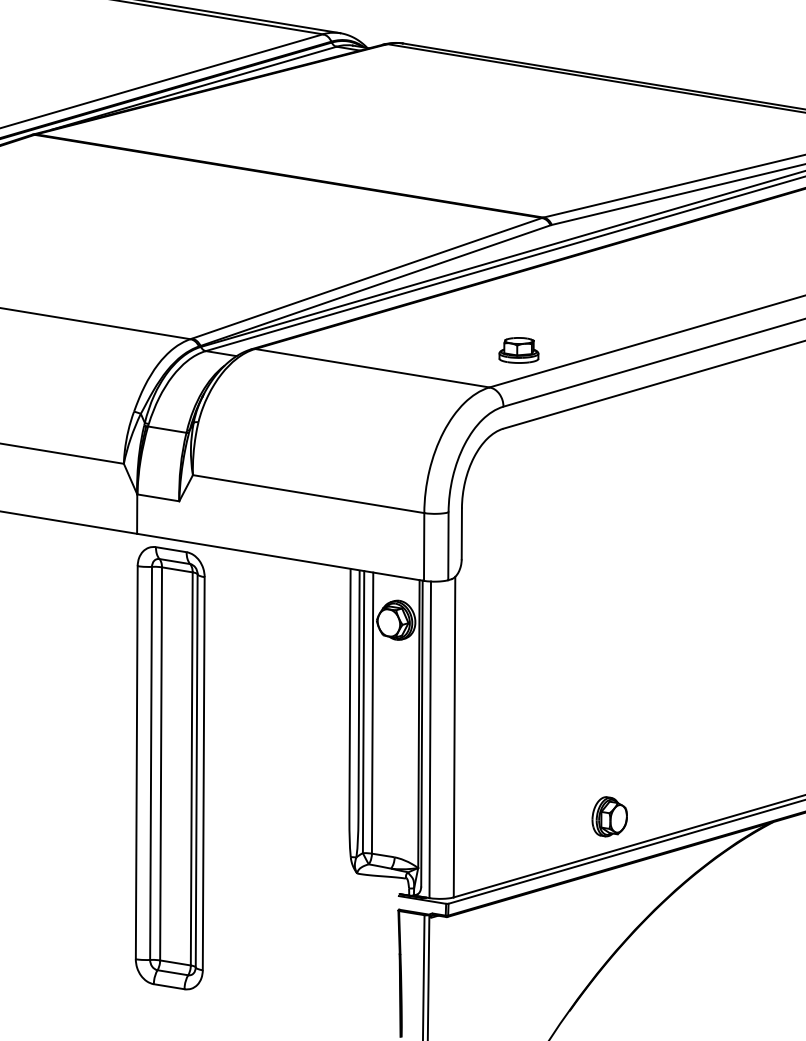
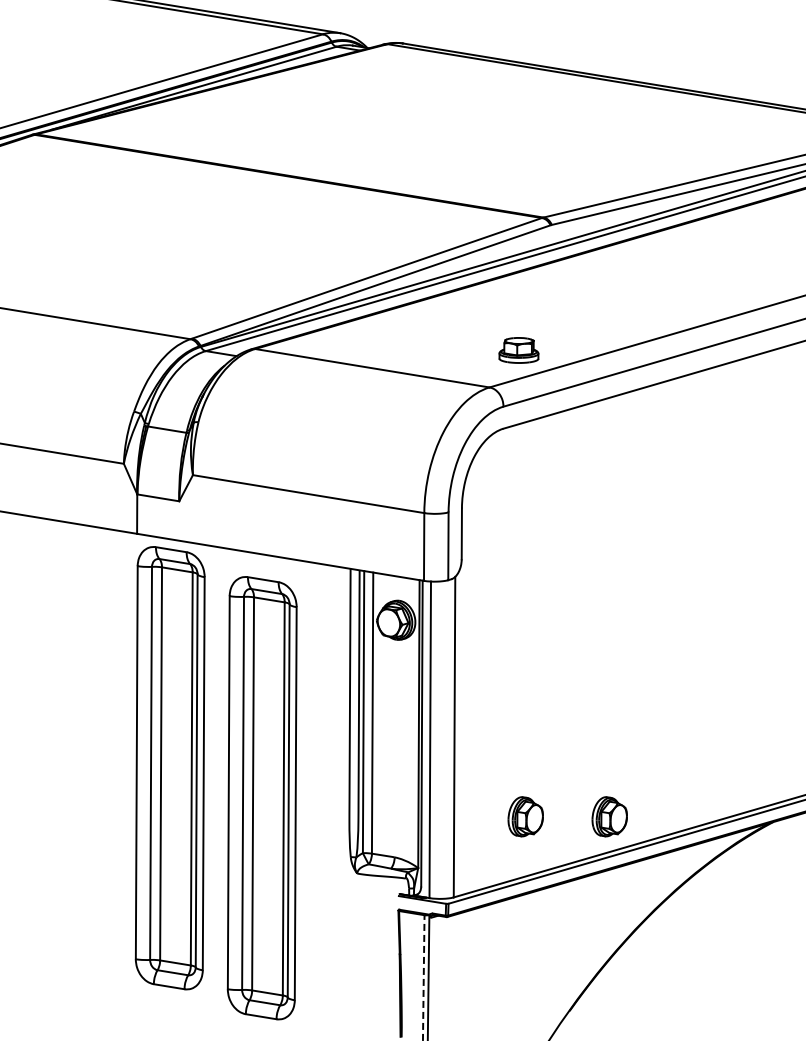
part: none -> present (261, 798)
part: none -> present (525, 816)
line: solid -> dashed (423, 977)
